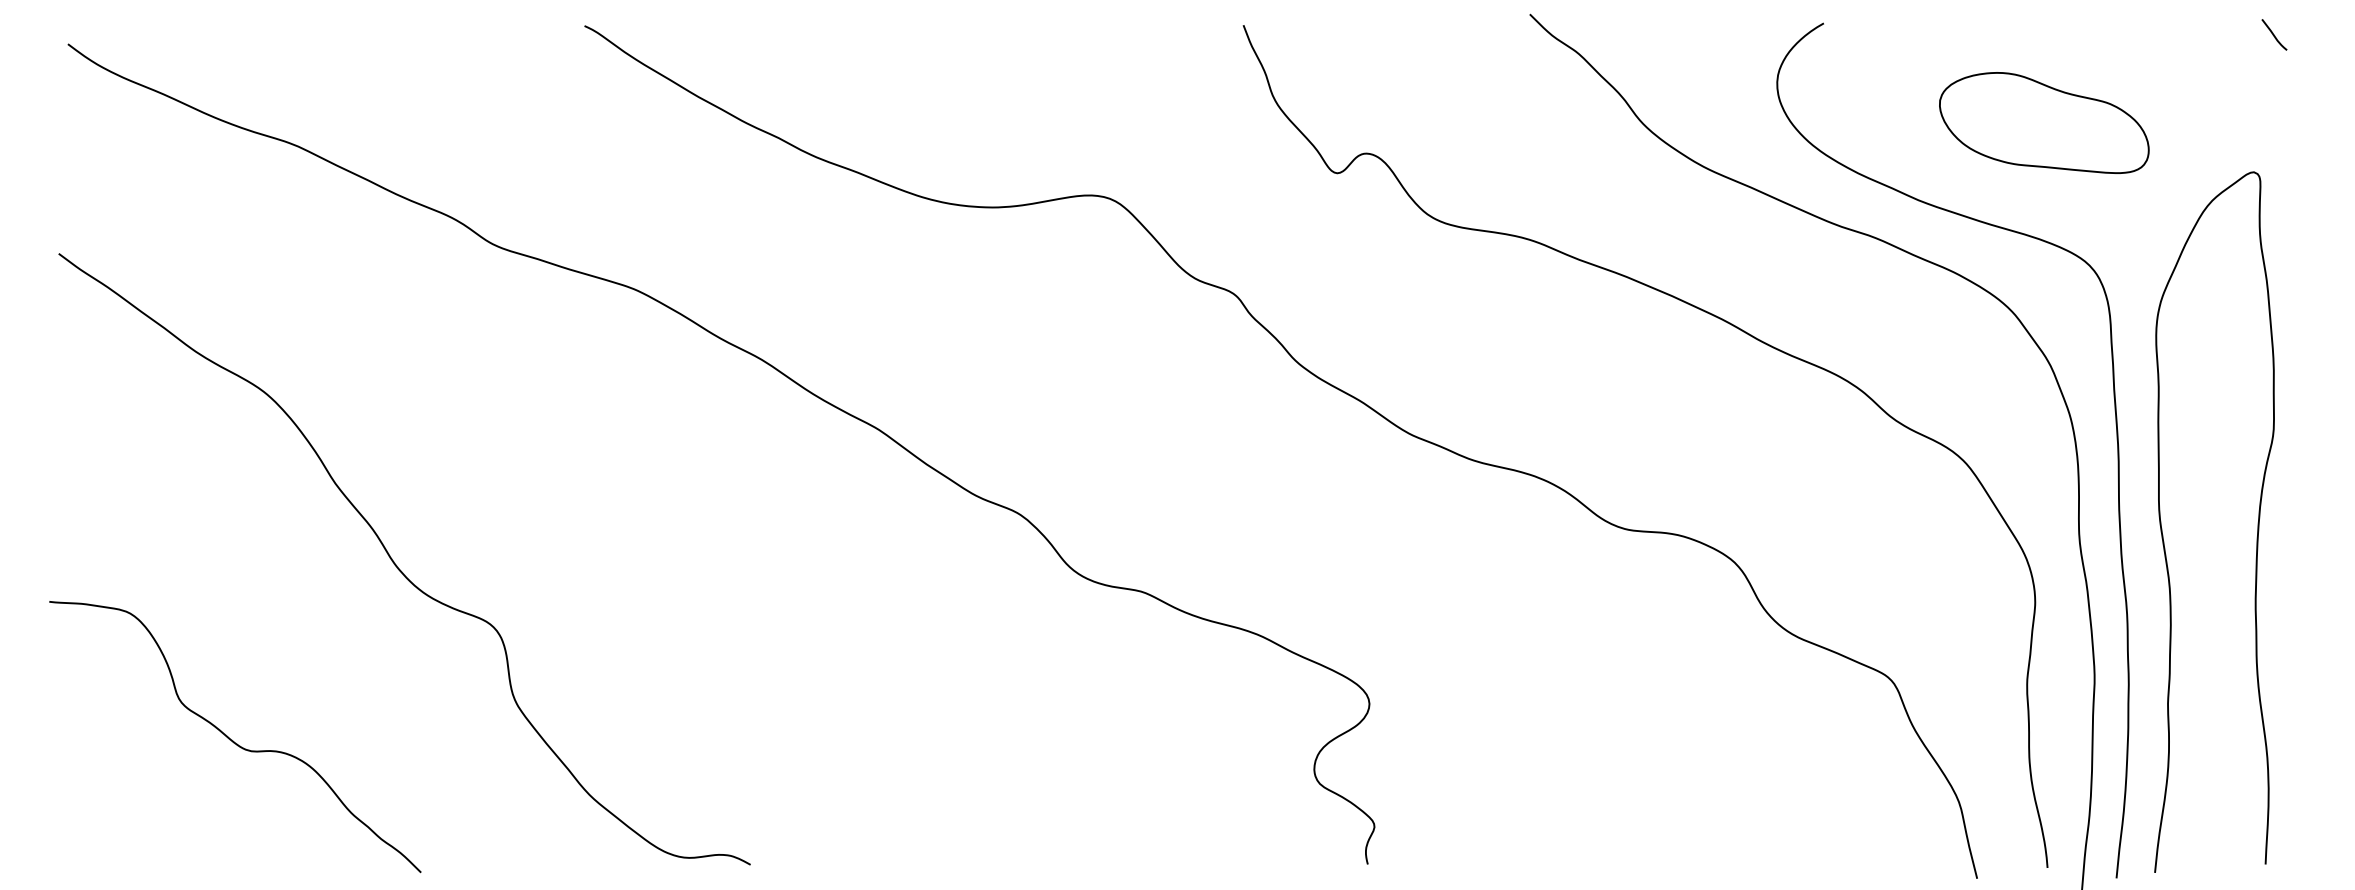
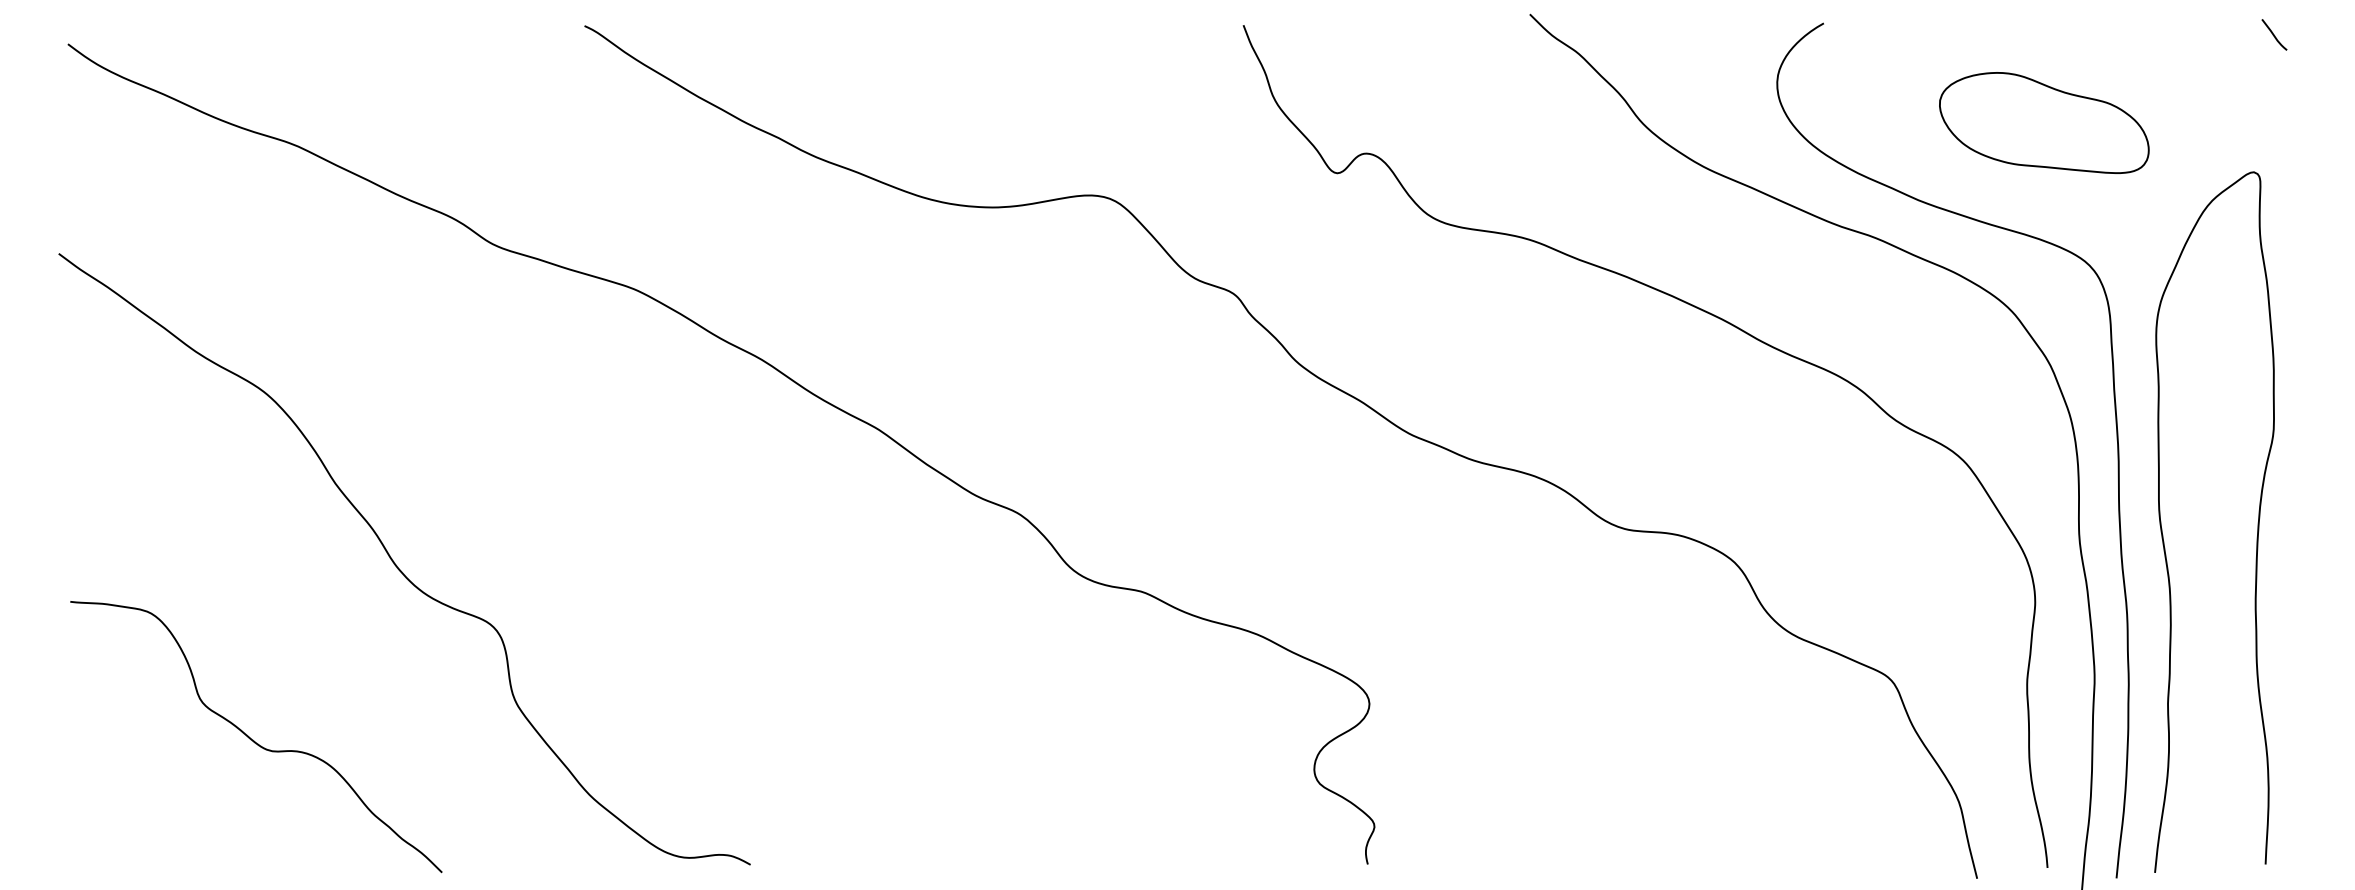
curve position: (233, 740) -> (254, 740) (254, 740)
